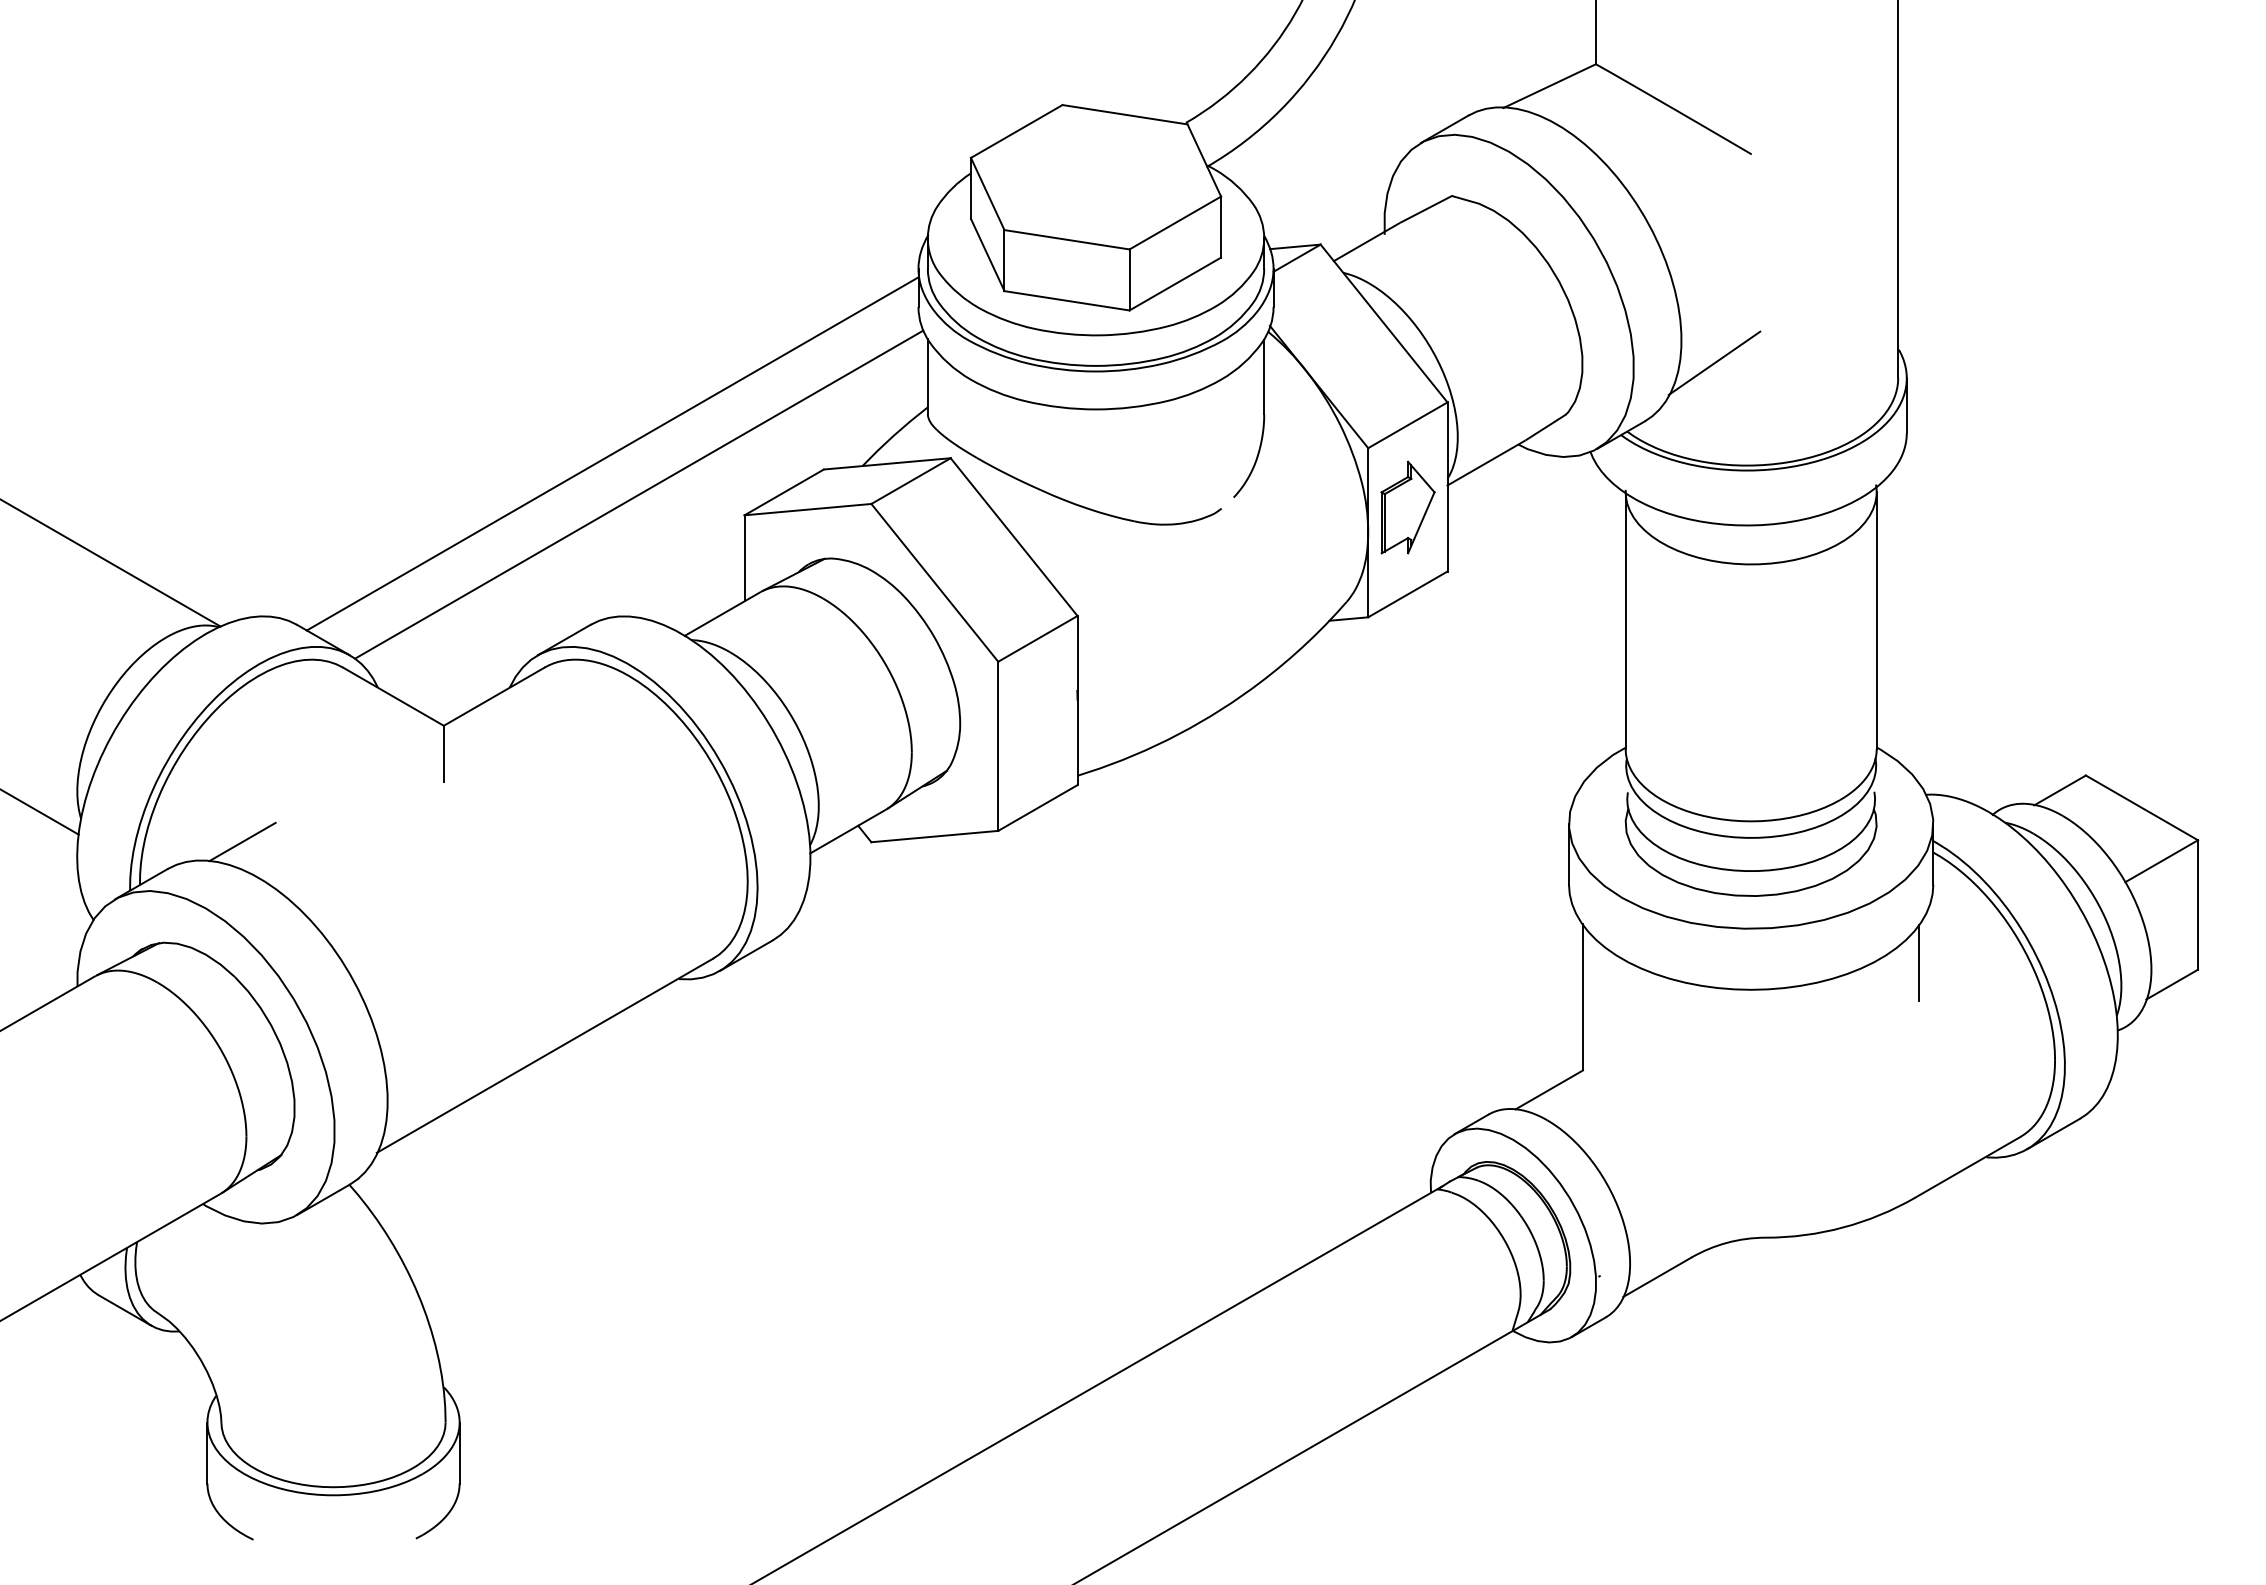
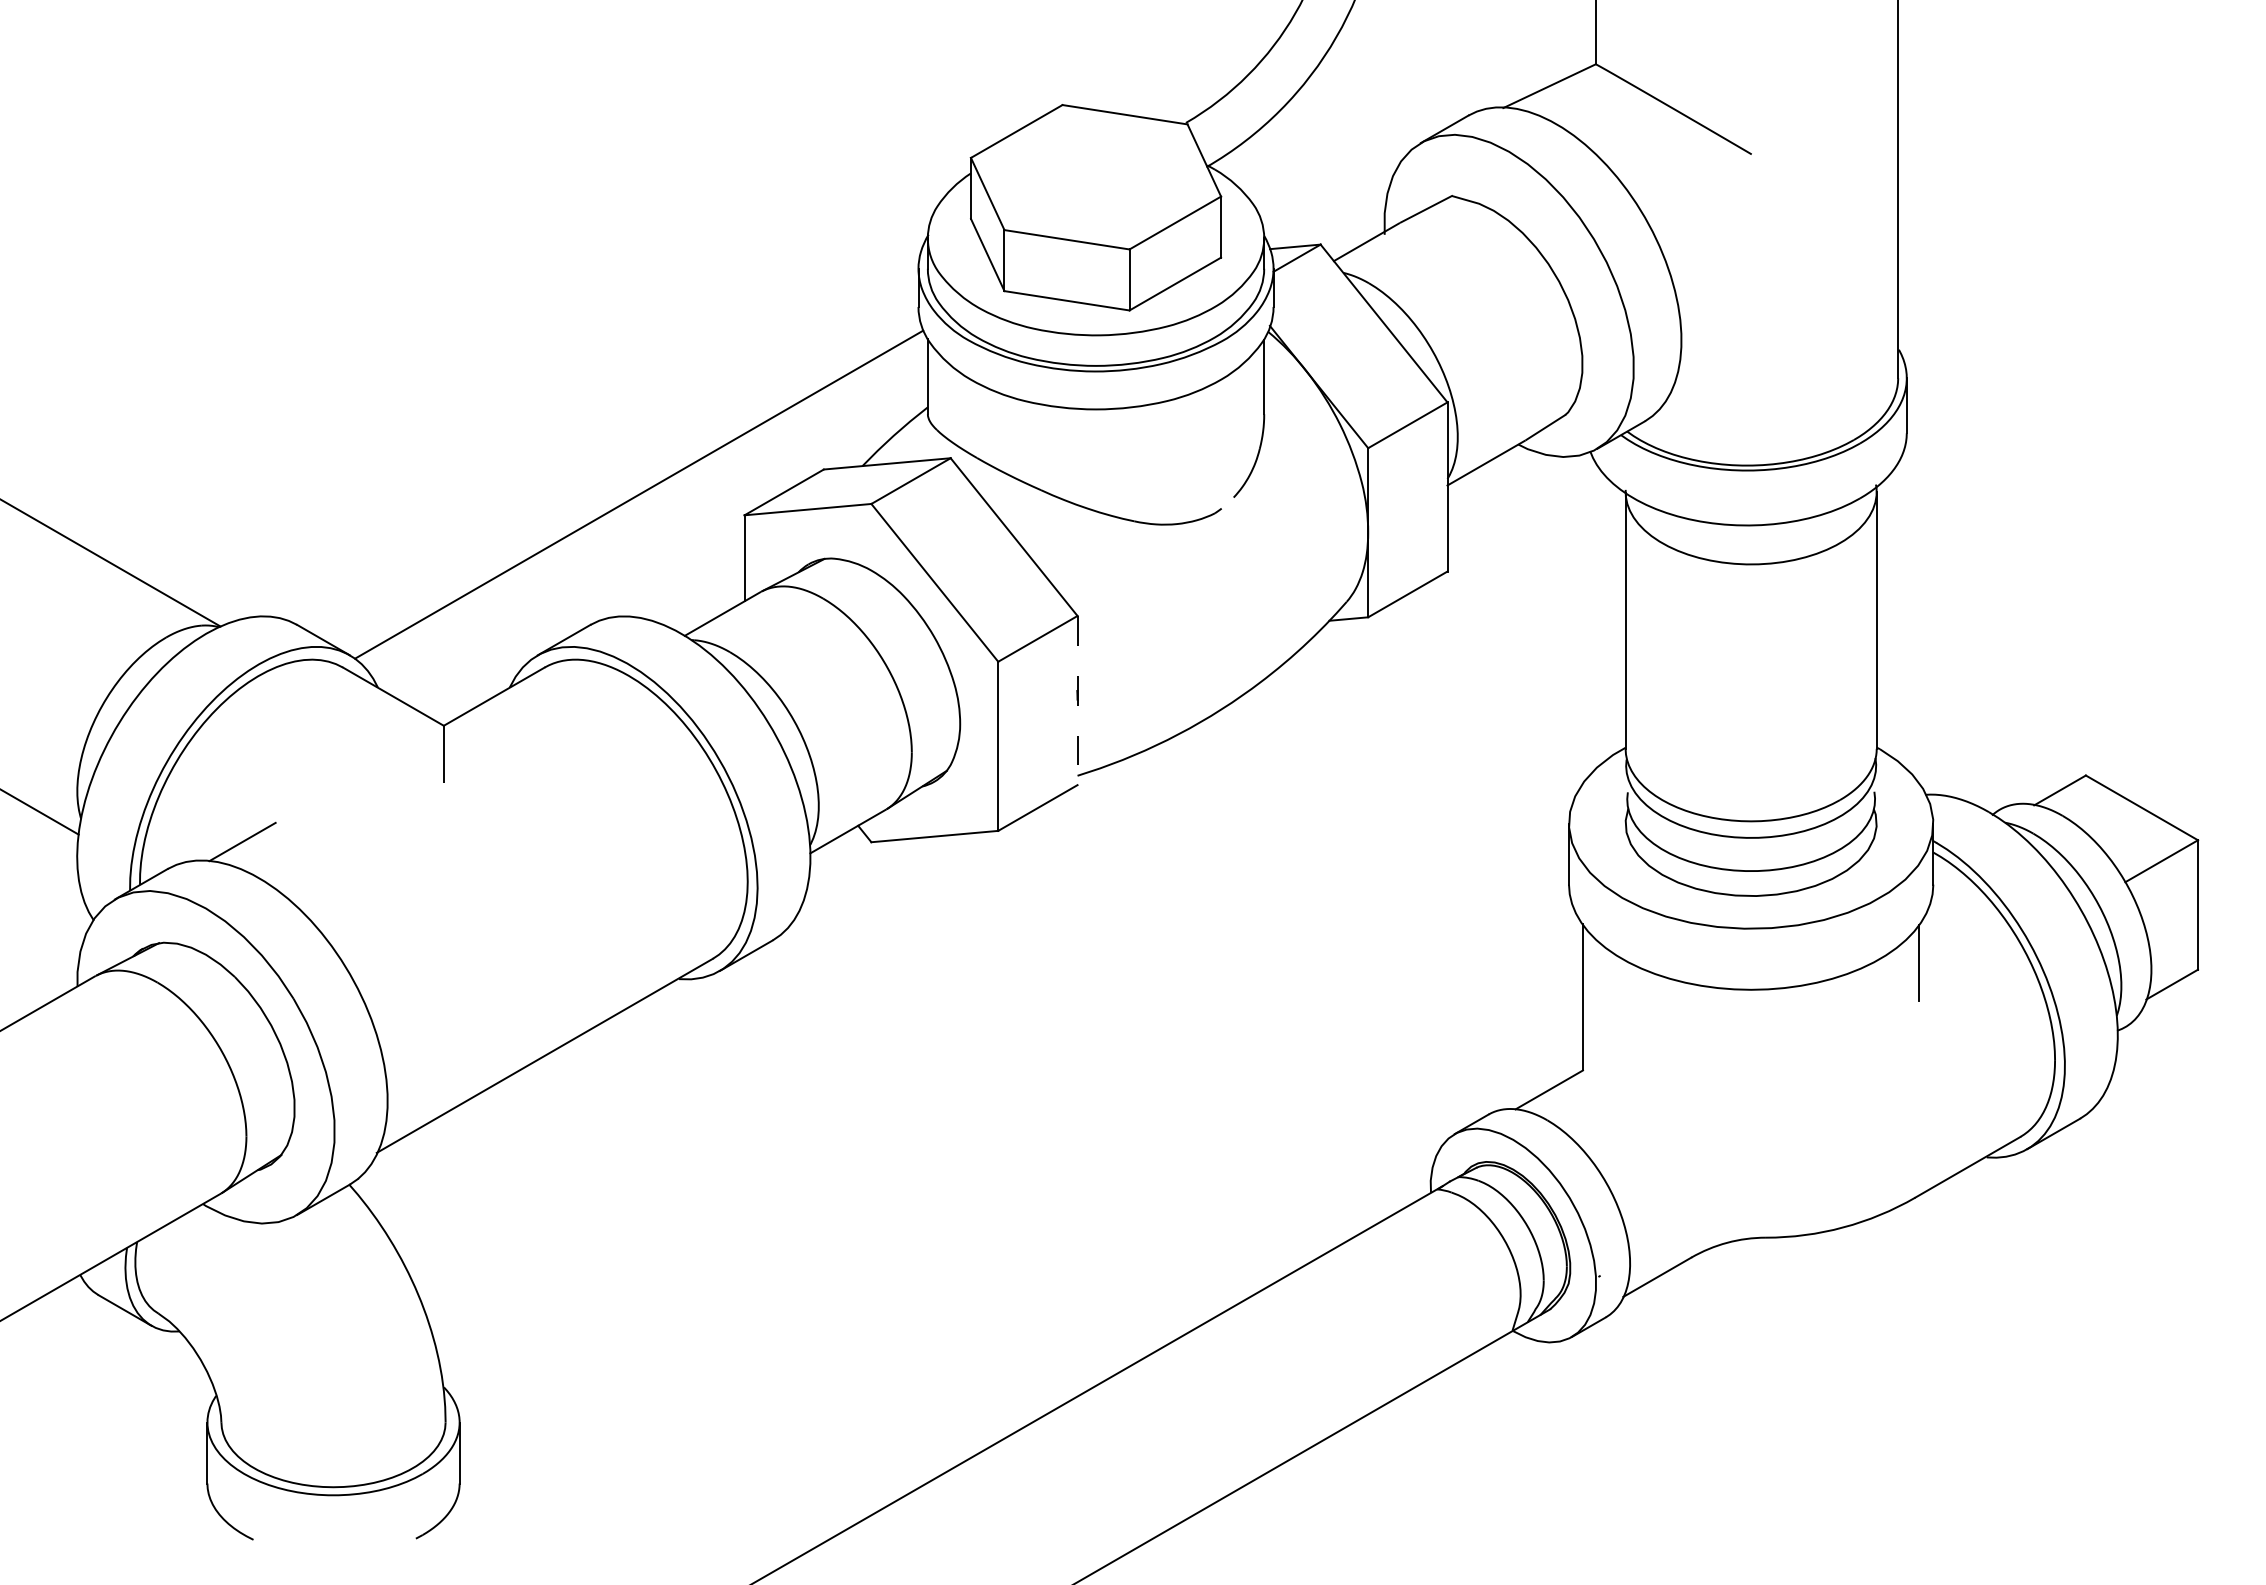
line: present -> none (1714, 363)
line: present -> none (612, 453)
part: present -> none (1407, 507)
line: solid -> dashed (1077, 700)
